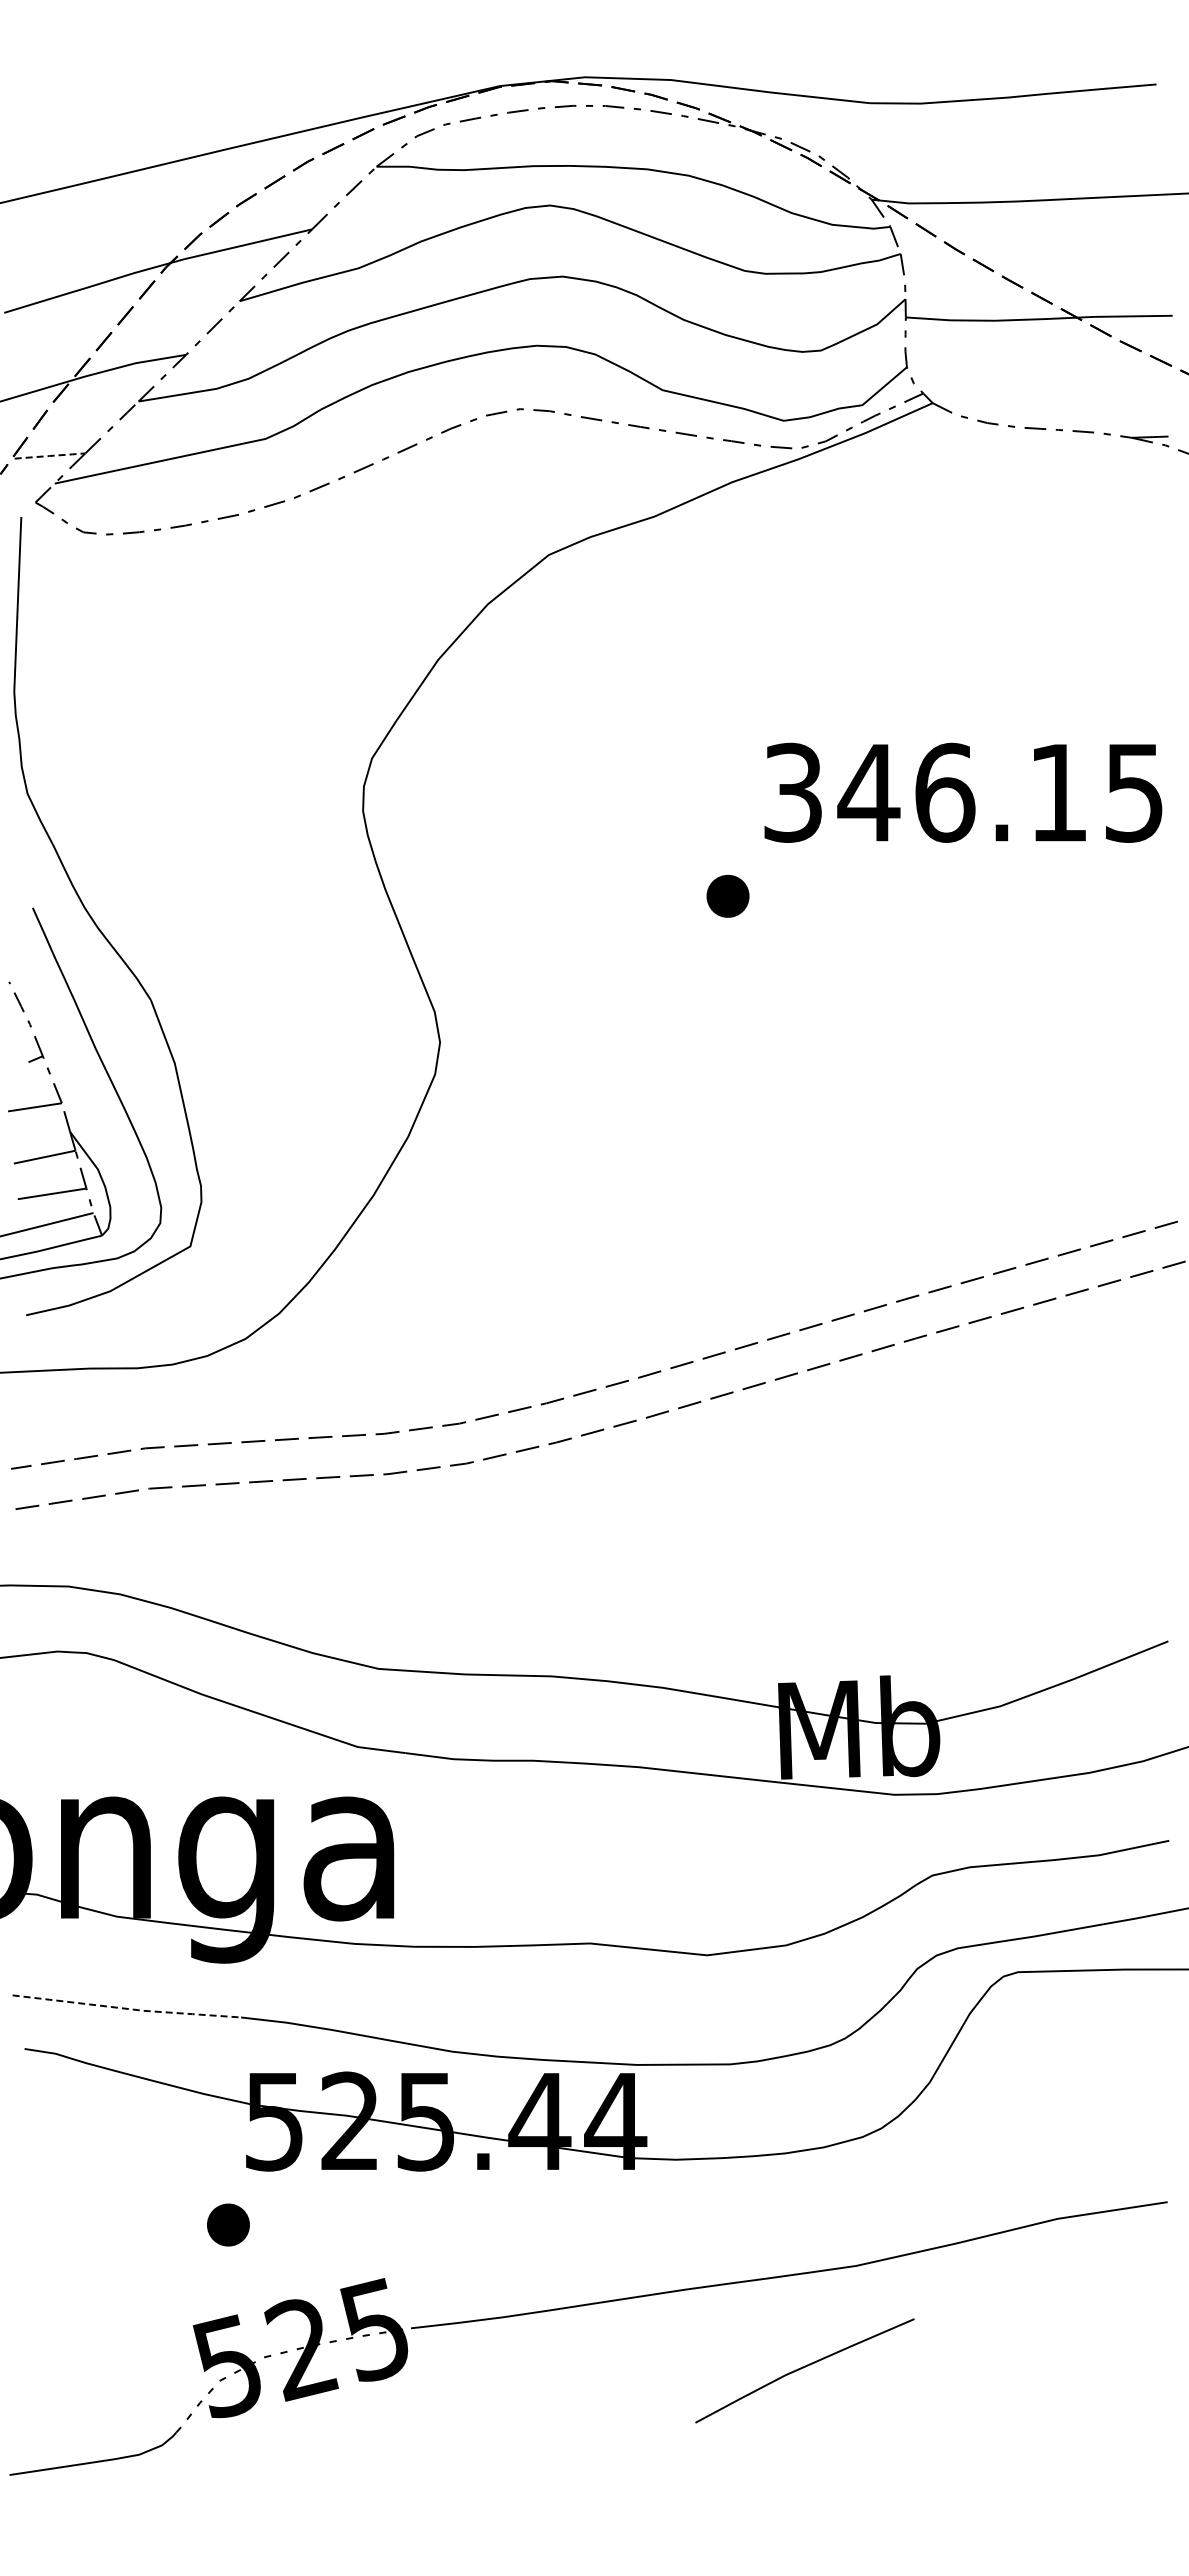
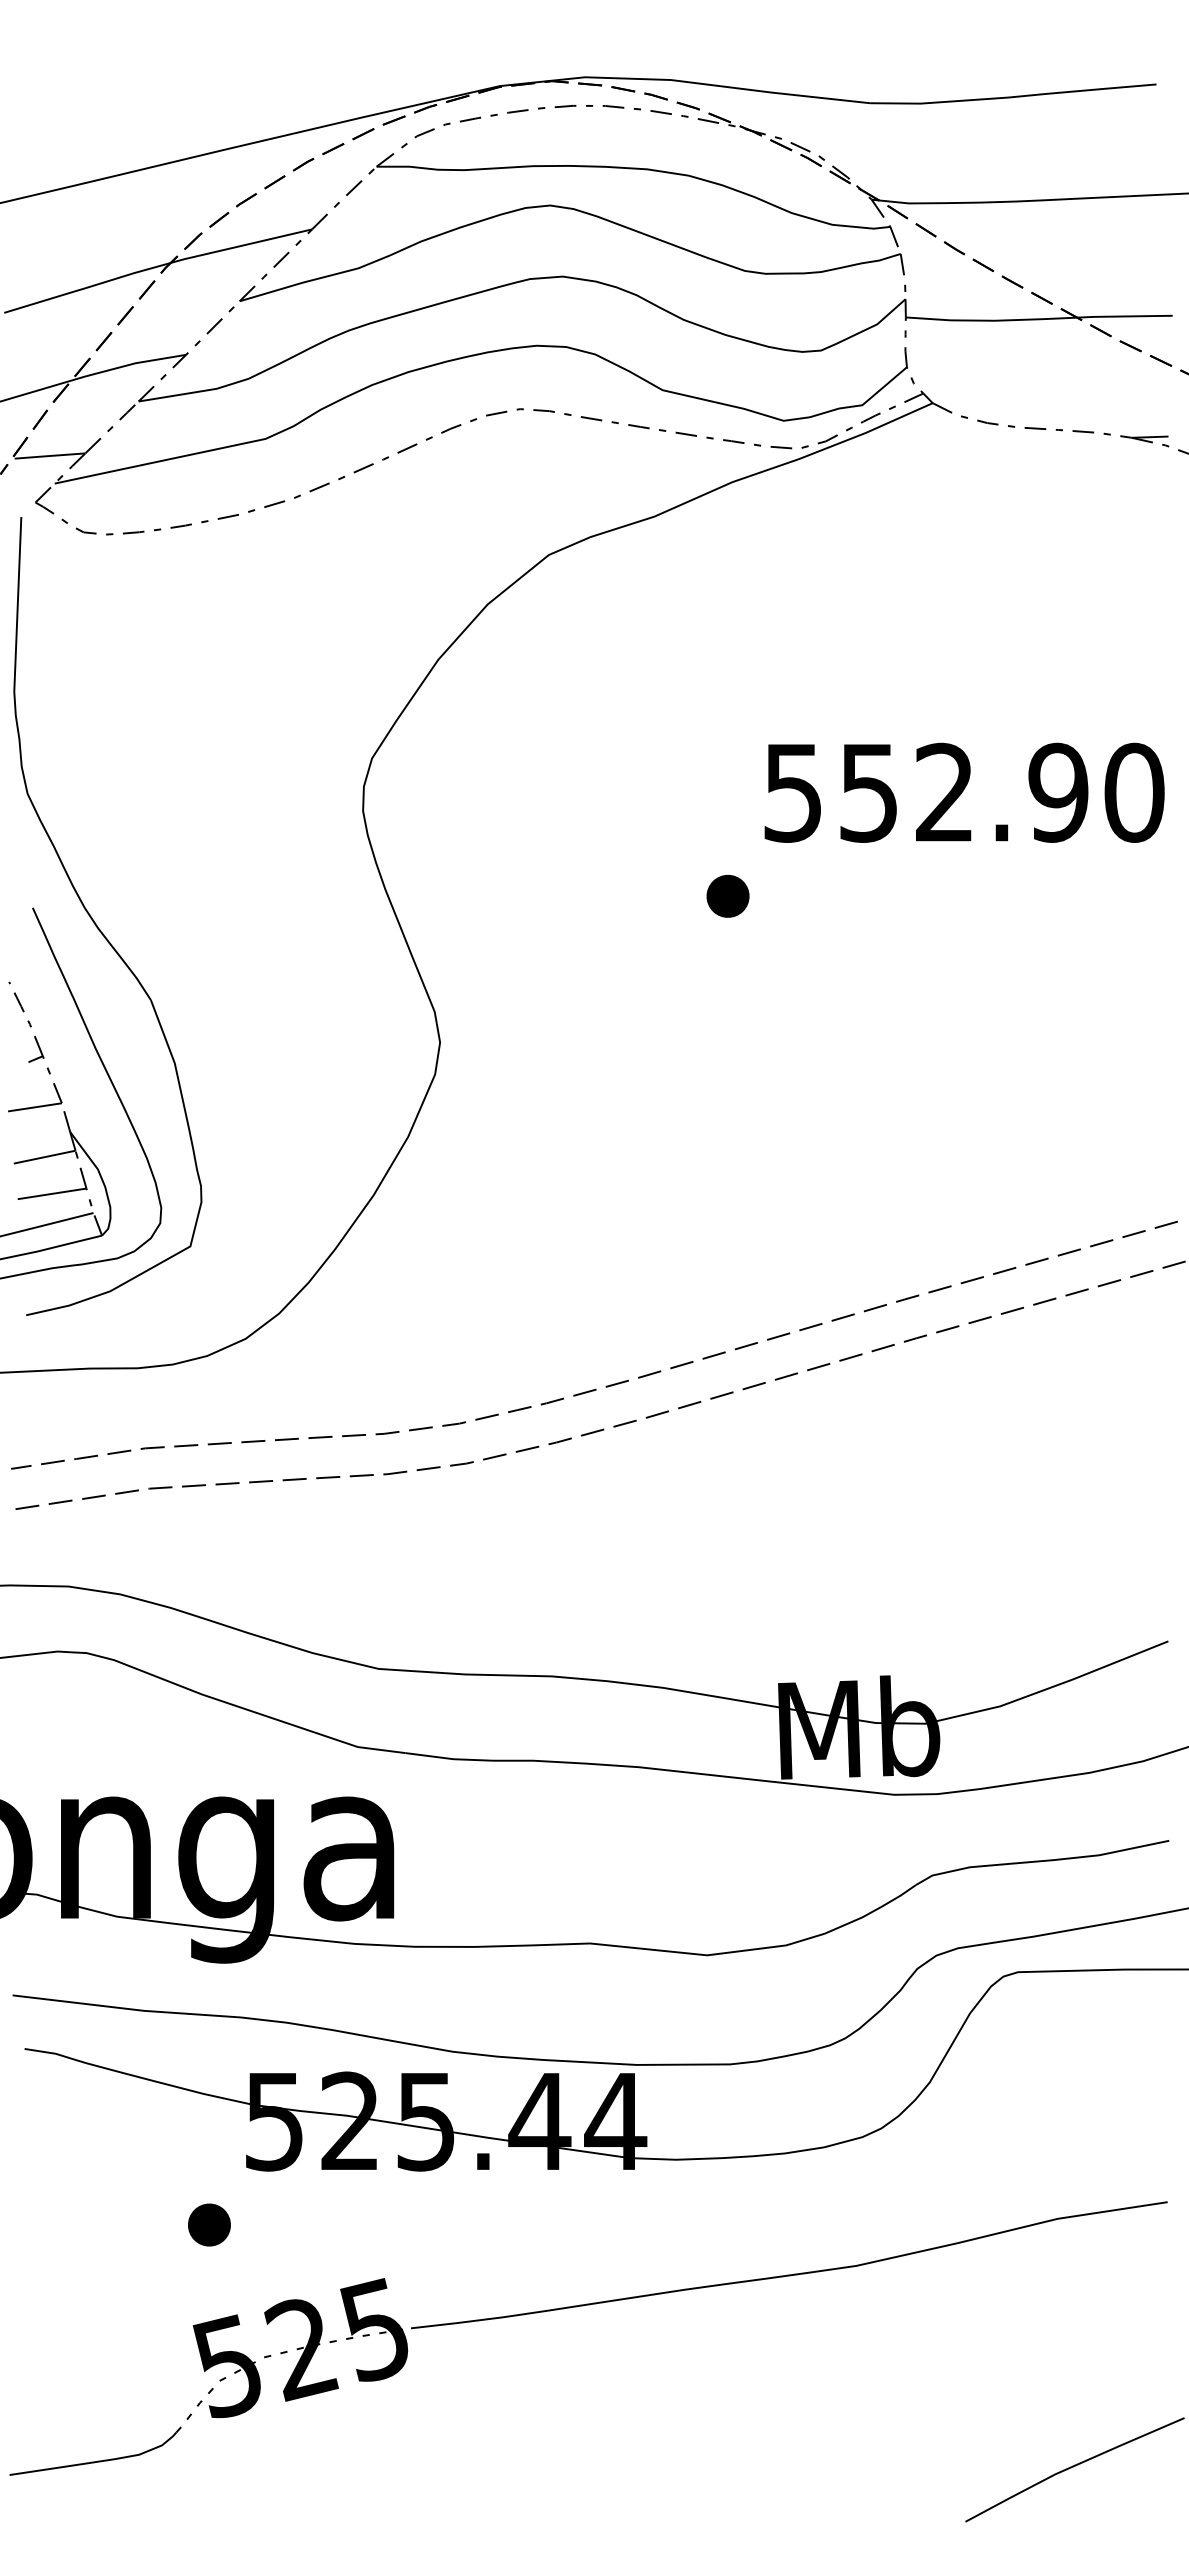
line: dashed -> solid (50, 455)
text: 346.15 -> 552.90 (964, 792)
line: dashed -> solid (128, 2008)
part position: (228, 2224) -> (209, 2224) (209, 2224)
line position: (803, 2368) -> (1073, 2467) (1073, 2467)
